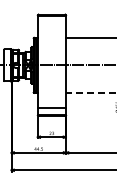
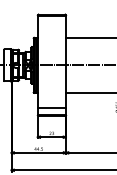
line: dashed -> solid (90, 92)
